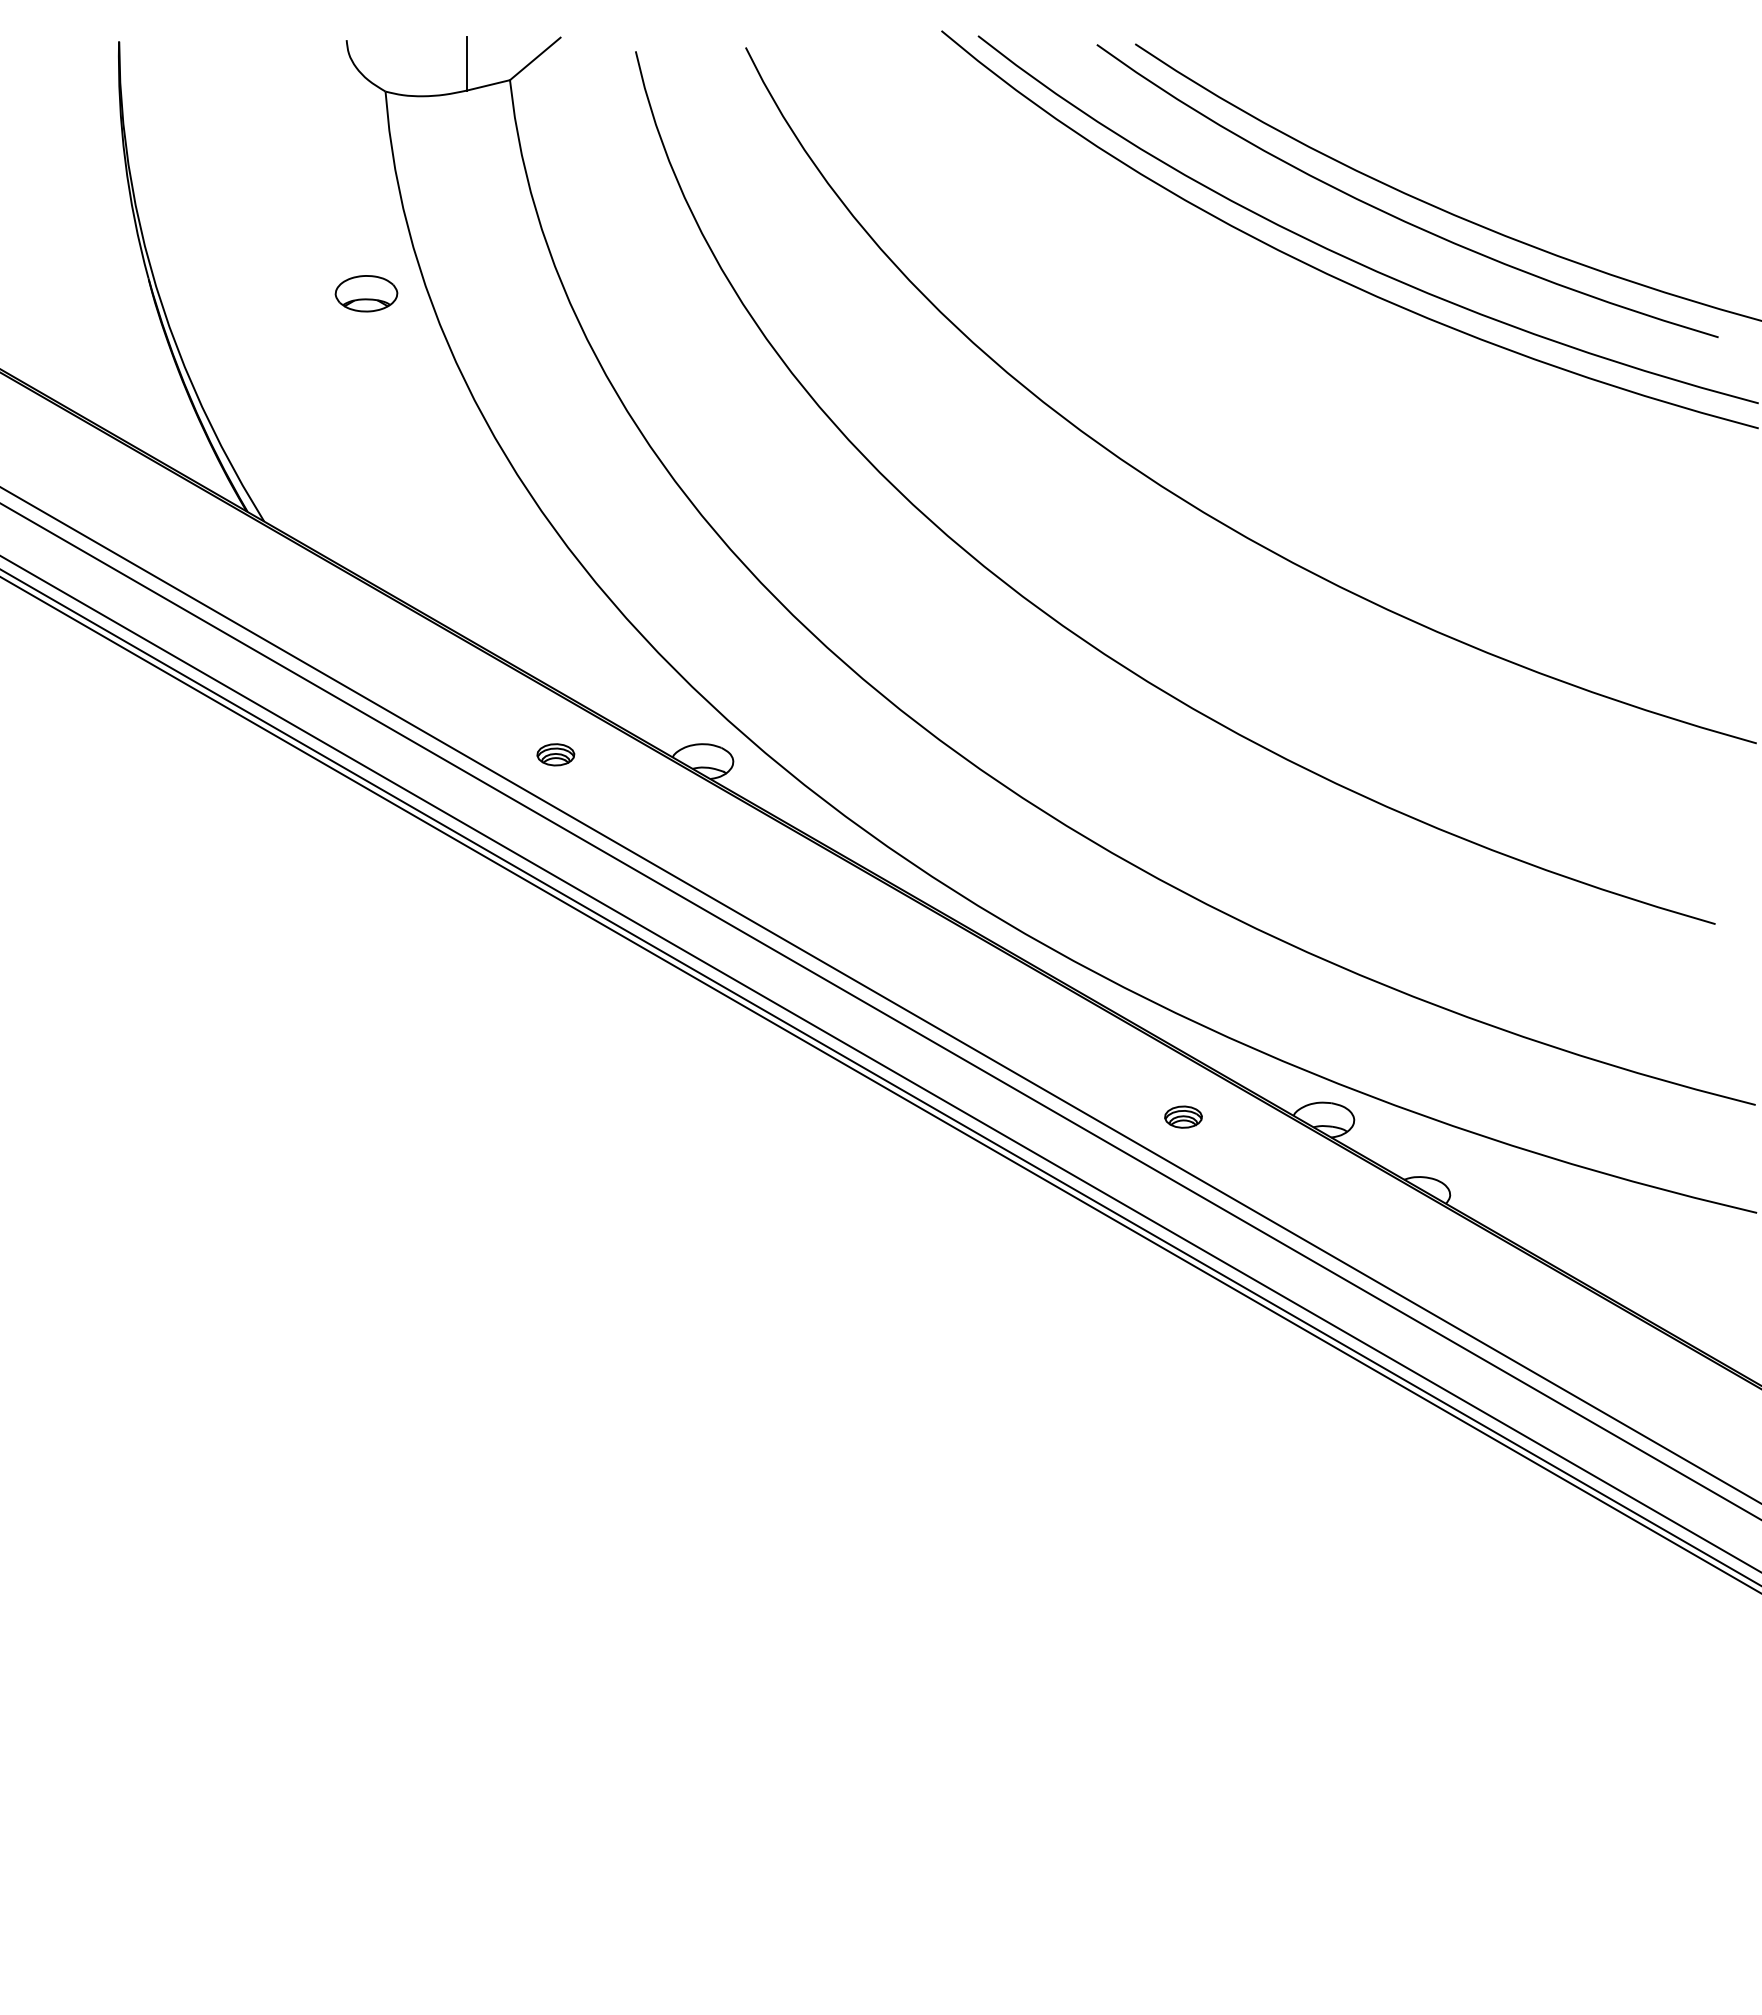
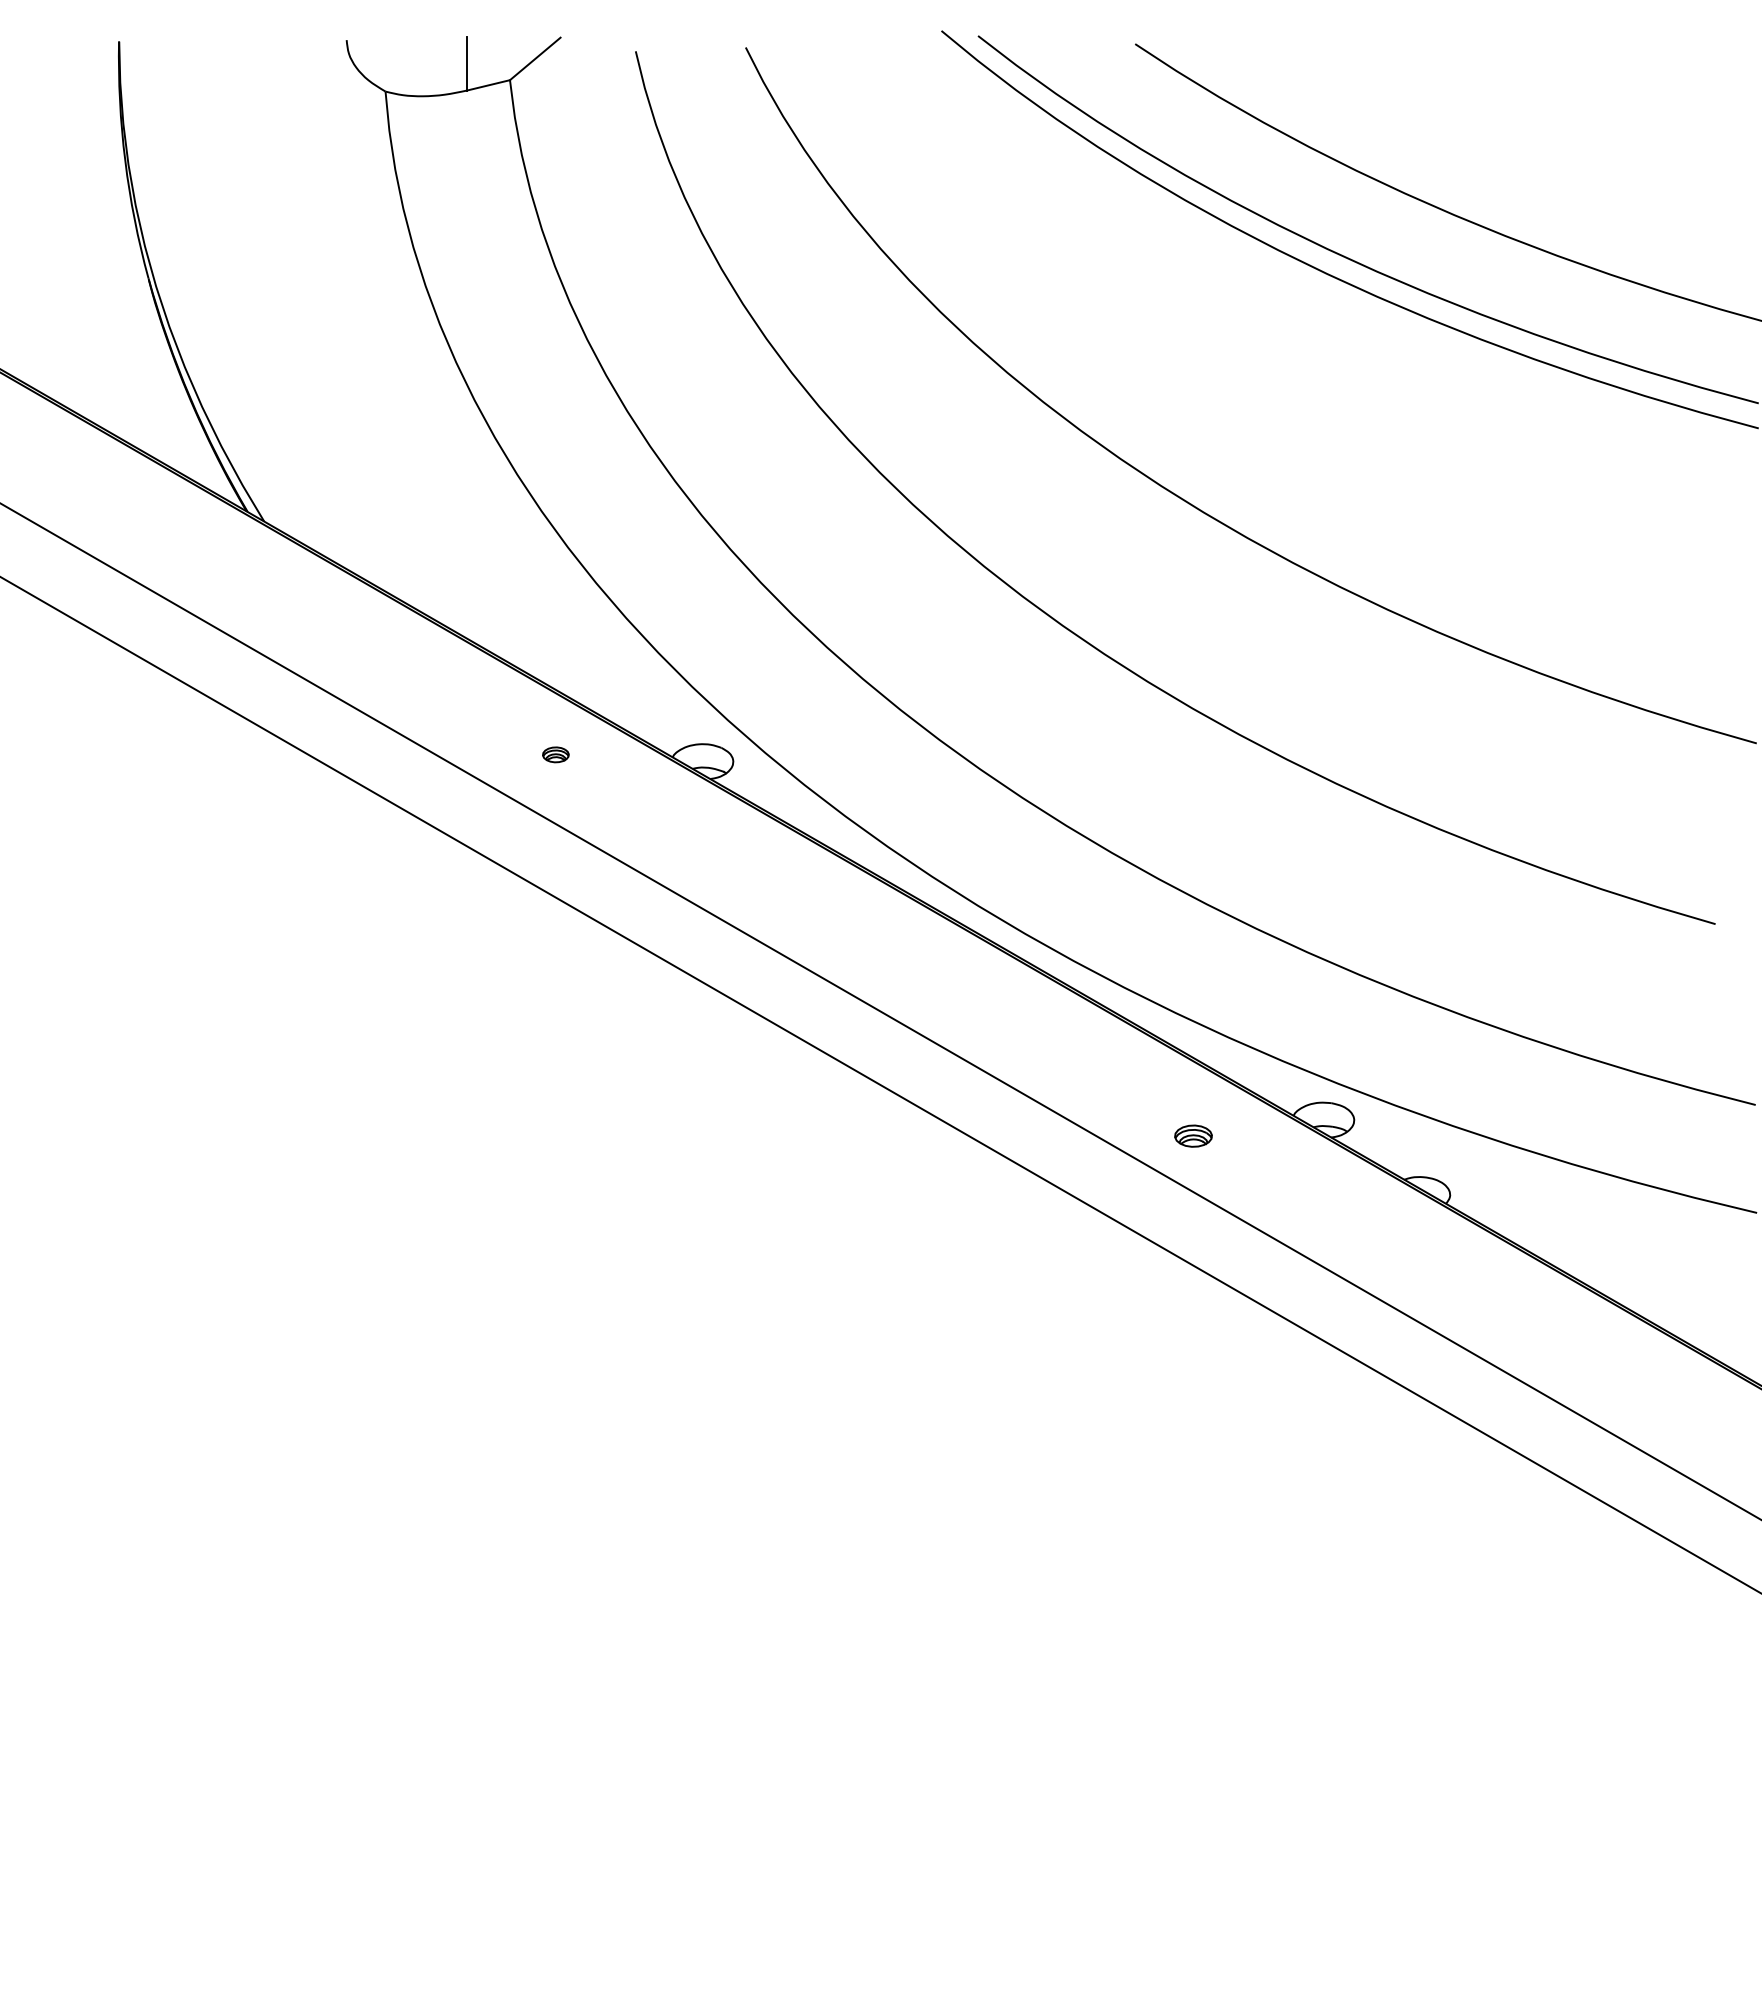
curve: present -> none (1394, 215)
part: present -> none (366, 293)
part size: 40x24 px -> 28x18 px (555, 754)
line: present -> none (880, 995)
line: present -> none (880, 1063)
line: present -> none (880, 1077)
part position: (1183, 1116) -> (1193, 1135) (1193, 1135)
